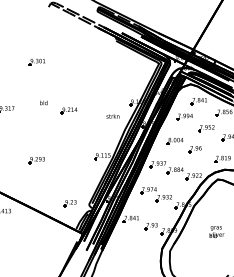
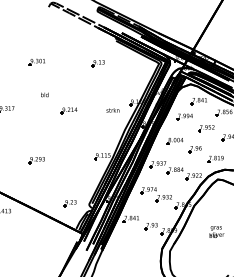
part: none -> present (97, 63)
text position: (43, 102) -> (44, 94) (44, 94)
text position: (112, 116) -> (112, 110) (112, 110)
part position: (222, 158) -> (215, 158) (215, 158)
